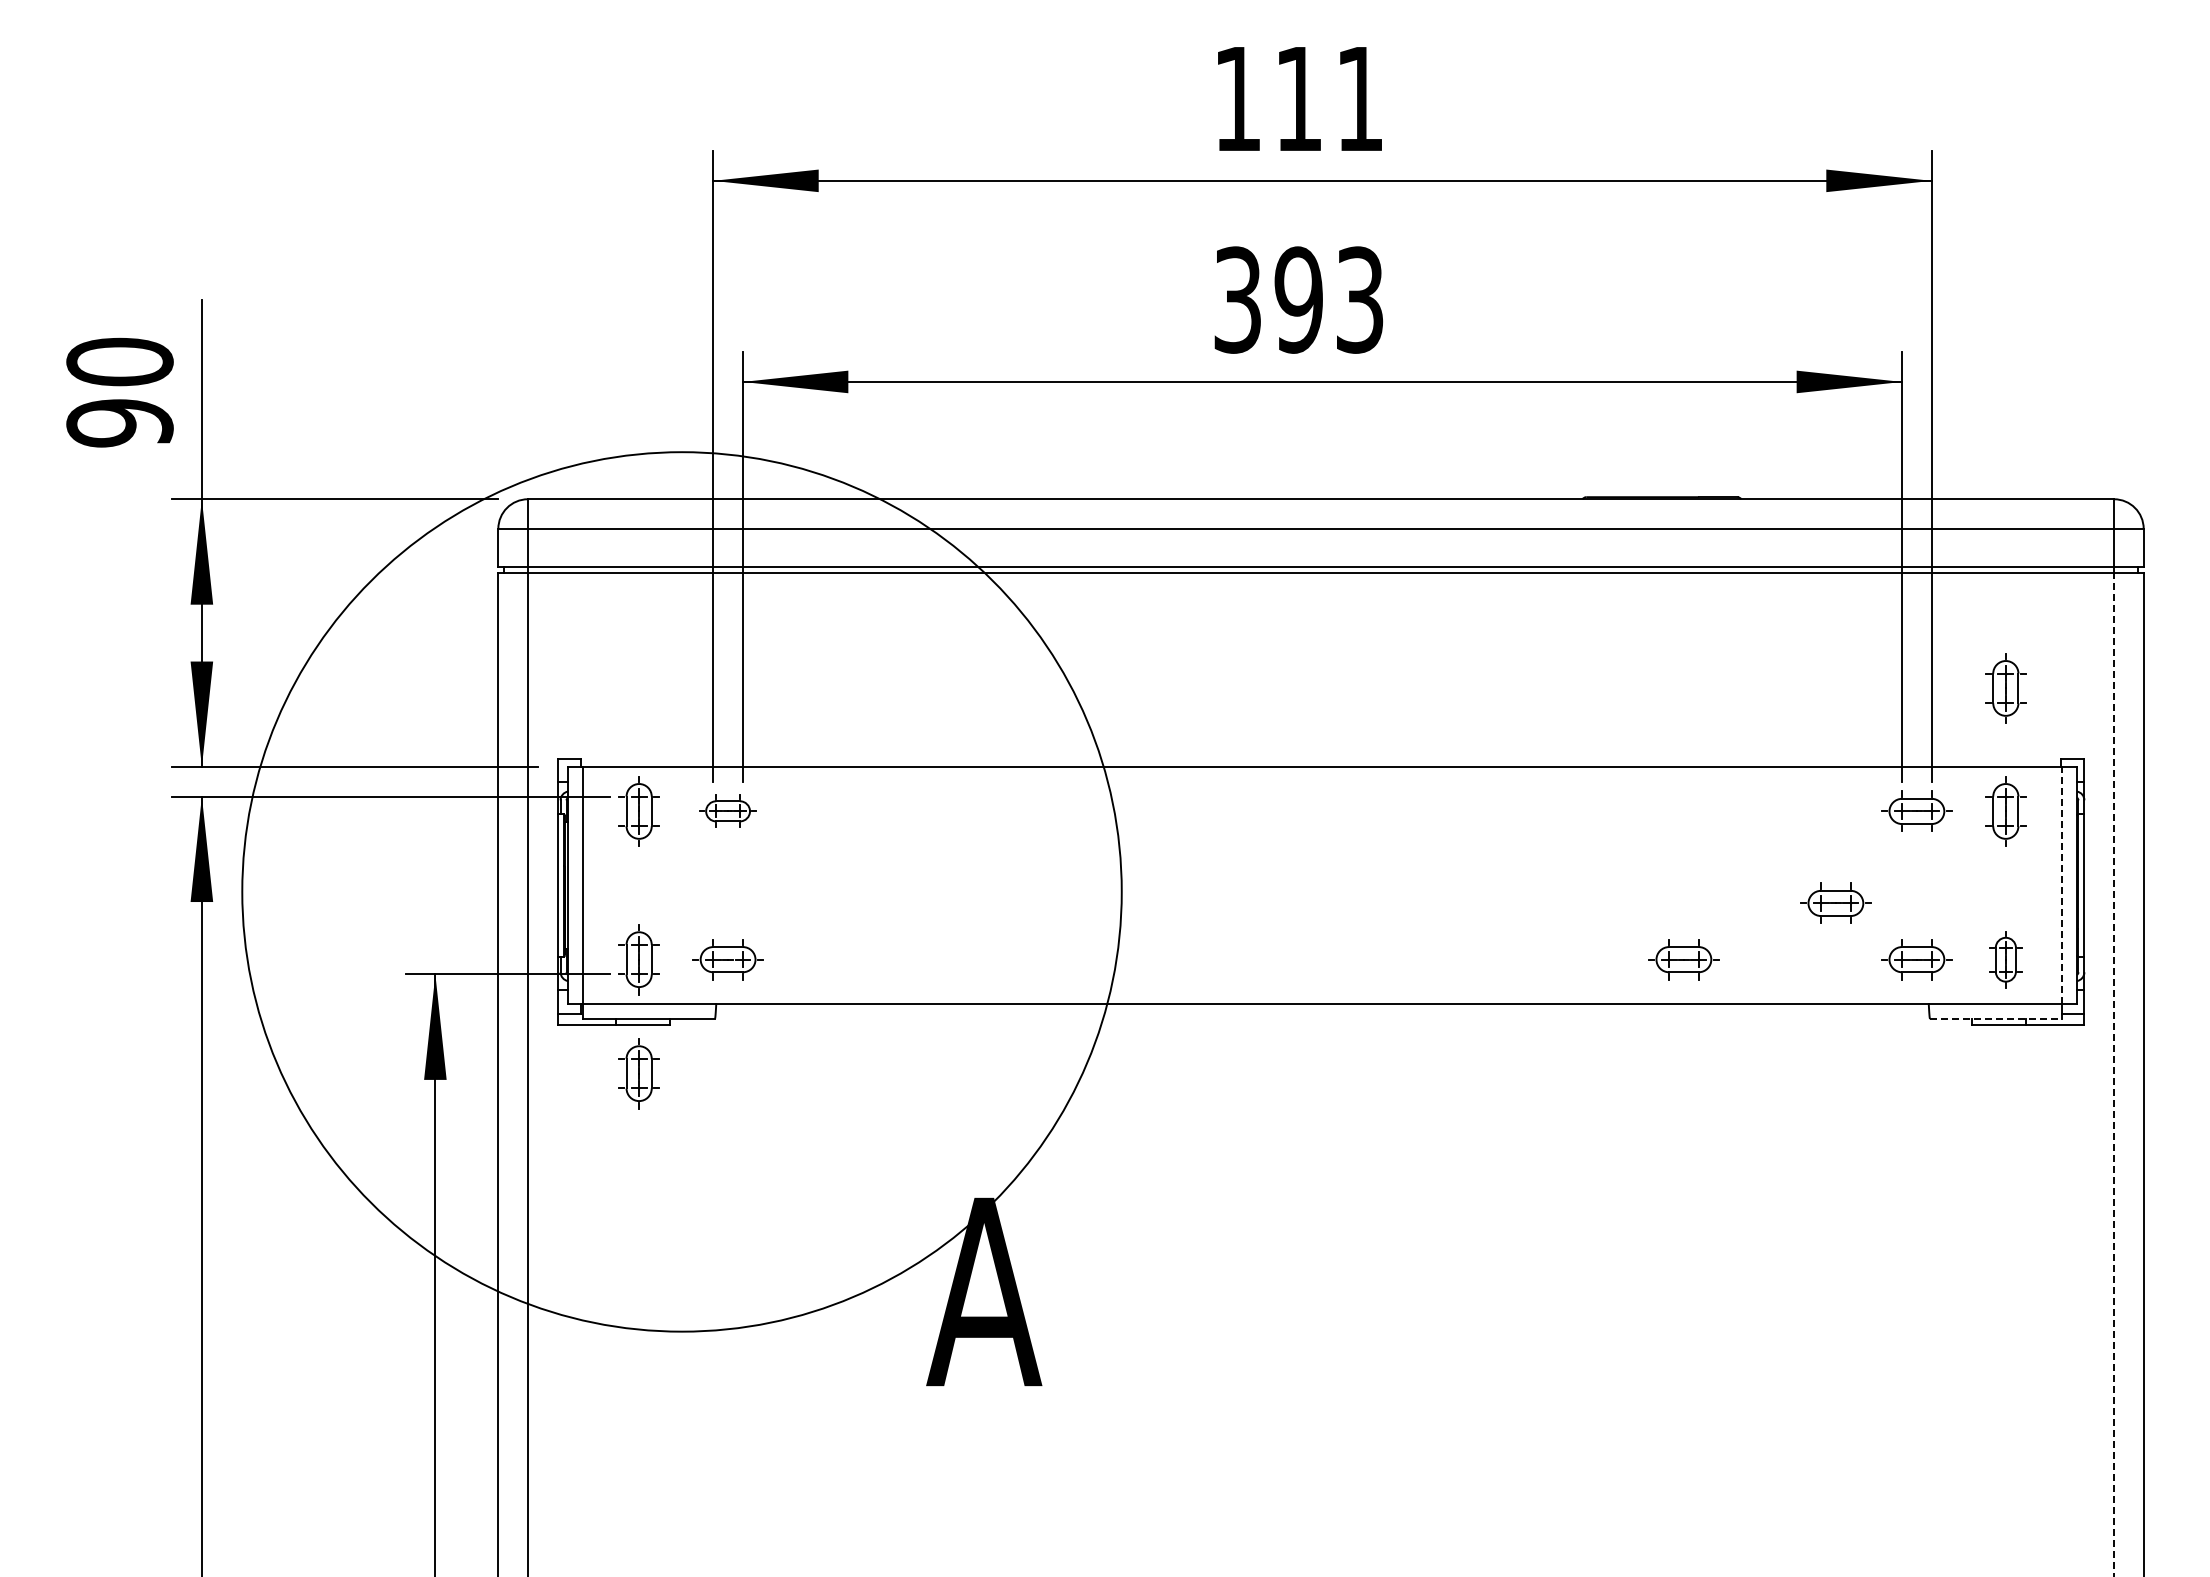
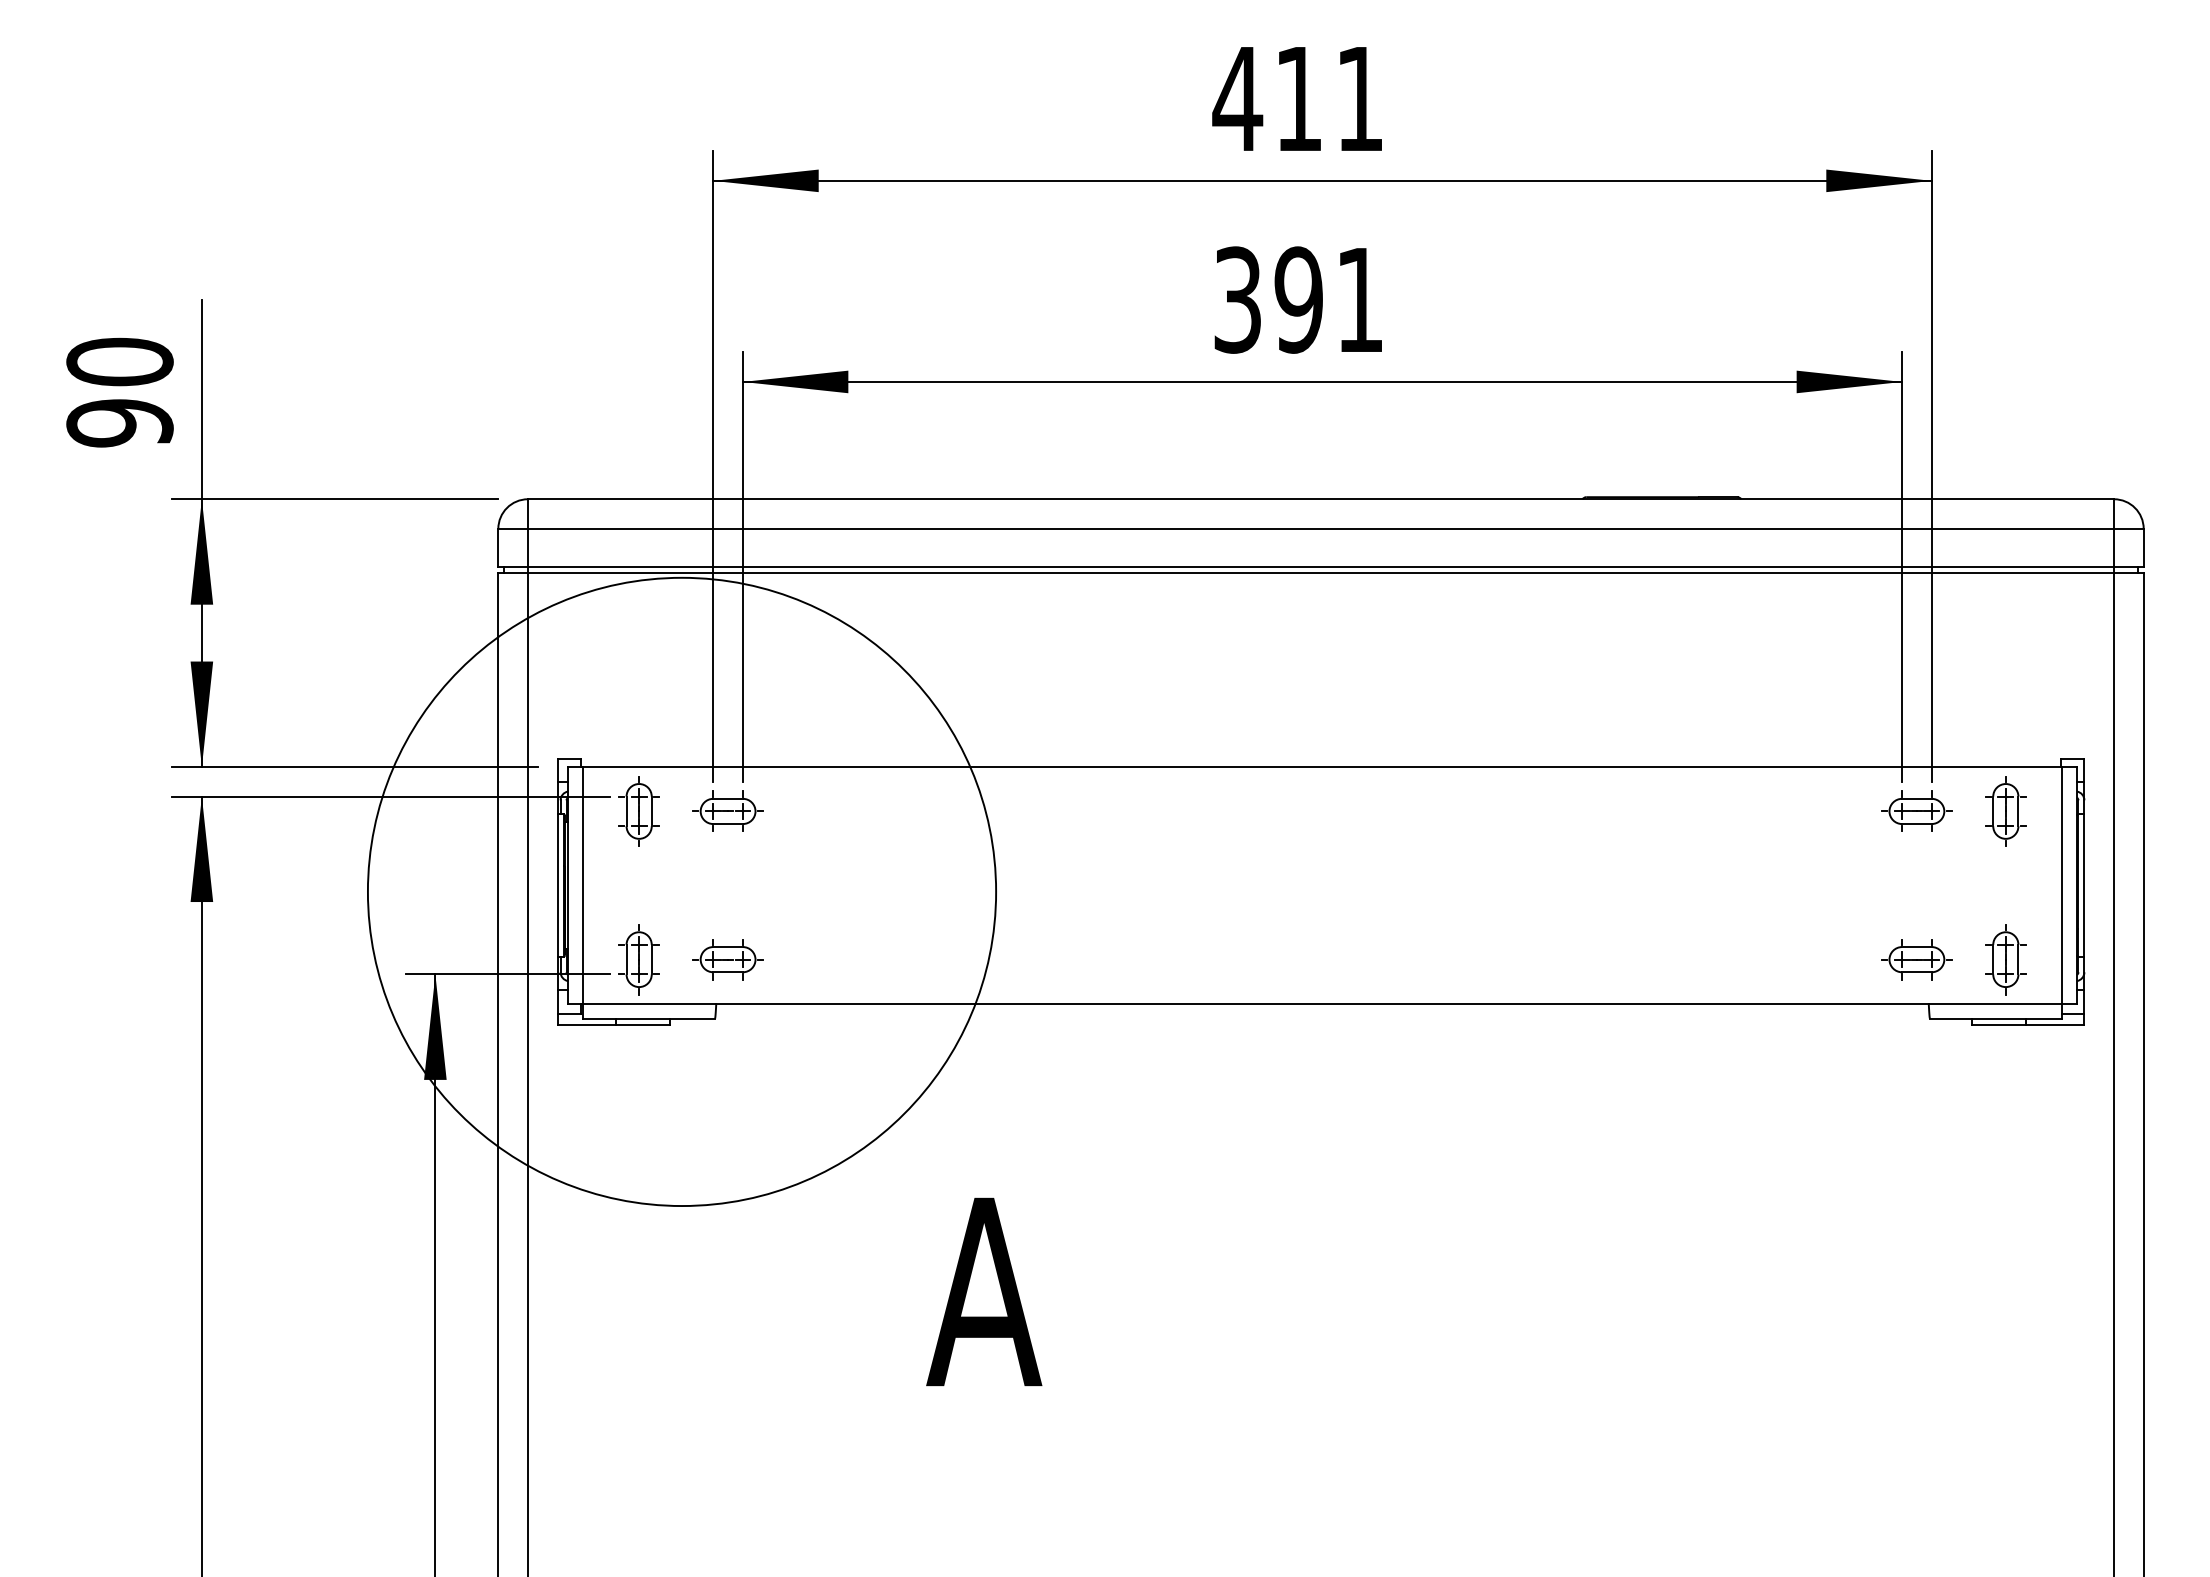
text: 111 -> 411 (1237, 98)
text: 393 -> 391 (1360, 299)
part: present -> none (2005, 688)
part size: 58x34 px -> 72x42 px (727, 810)
line: dashed -> solid (2062, 885)
circle diameter: 879 px -> 628 px (681, 891)
part: present -> none (1835, 902)
part: present -> none (1683, 959)
part size: 34x58 px -> 42x72 px (2005, 959)
line: dashed -> solid (1996, 1018)
part: present -> none (638, 1073)
line: dashed -> solid (2114, 1074)
